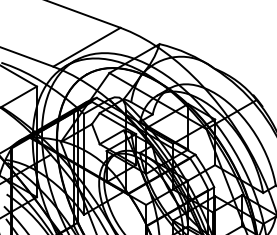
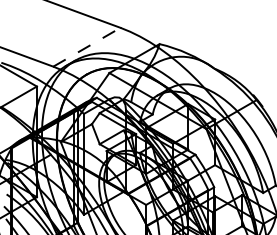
line: solid -> dashed (86, 47)
